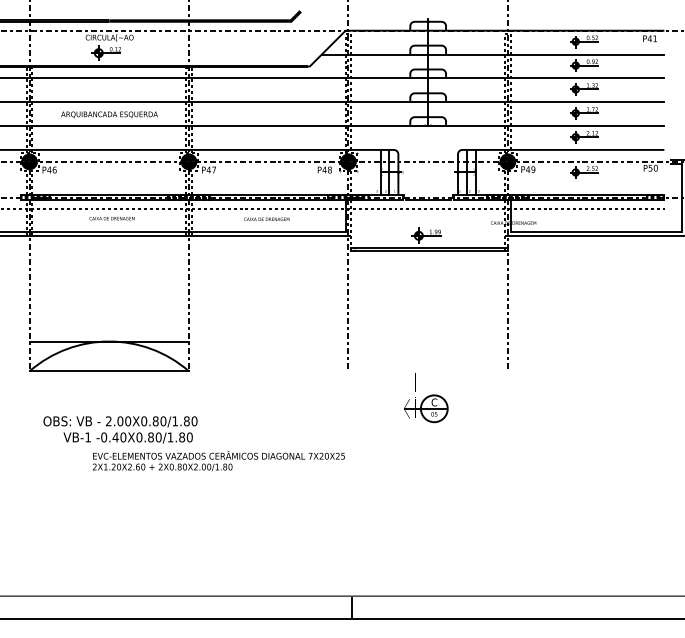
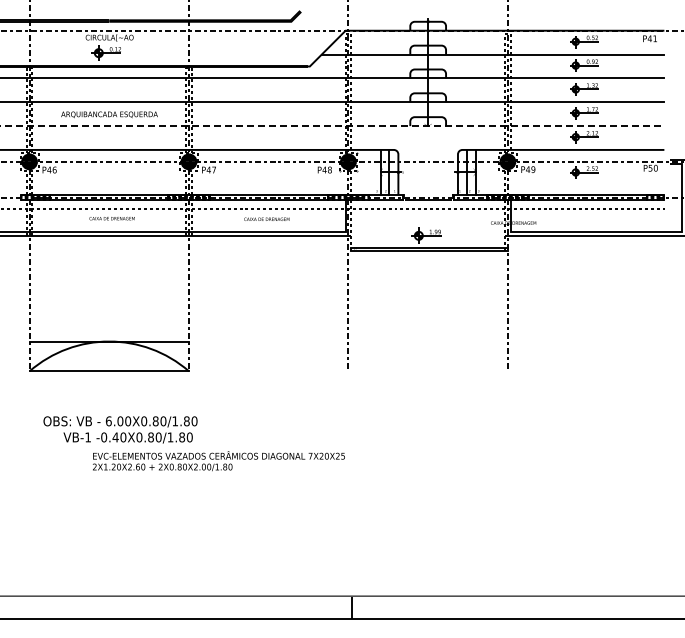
line: solid -> dashed (332, 126)
part: present -> none (426, 398)
text: 2.00X0.80/1.80 -> 6.00X0.80/1.80 (108, 421)
